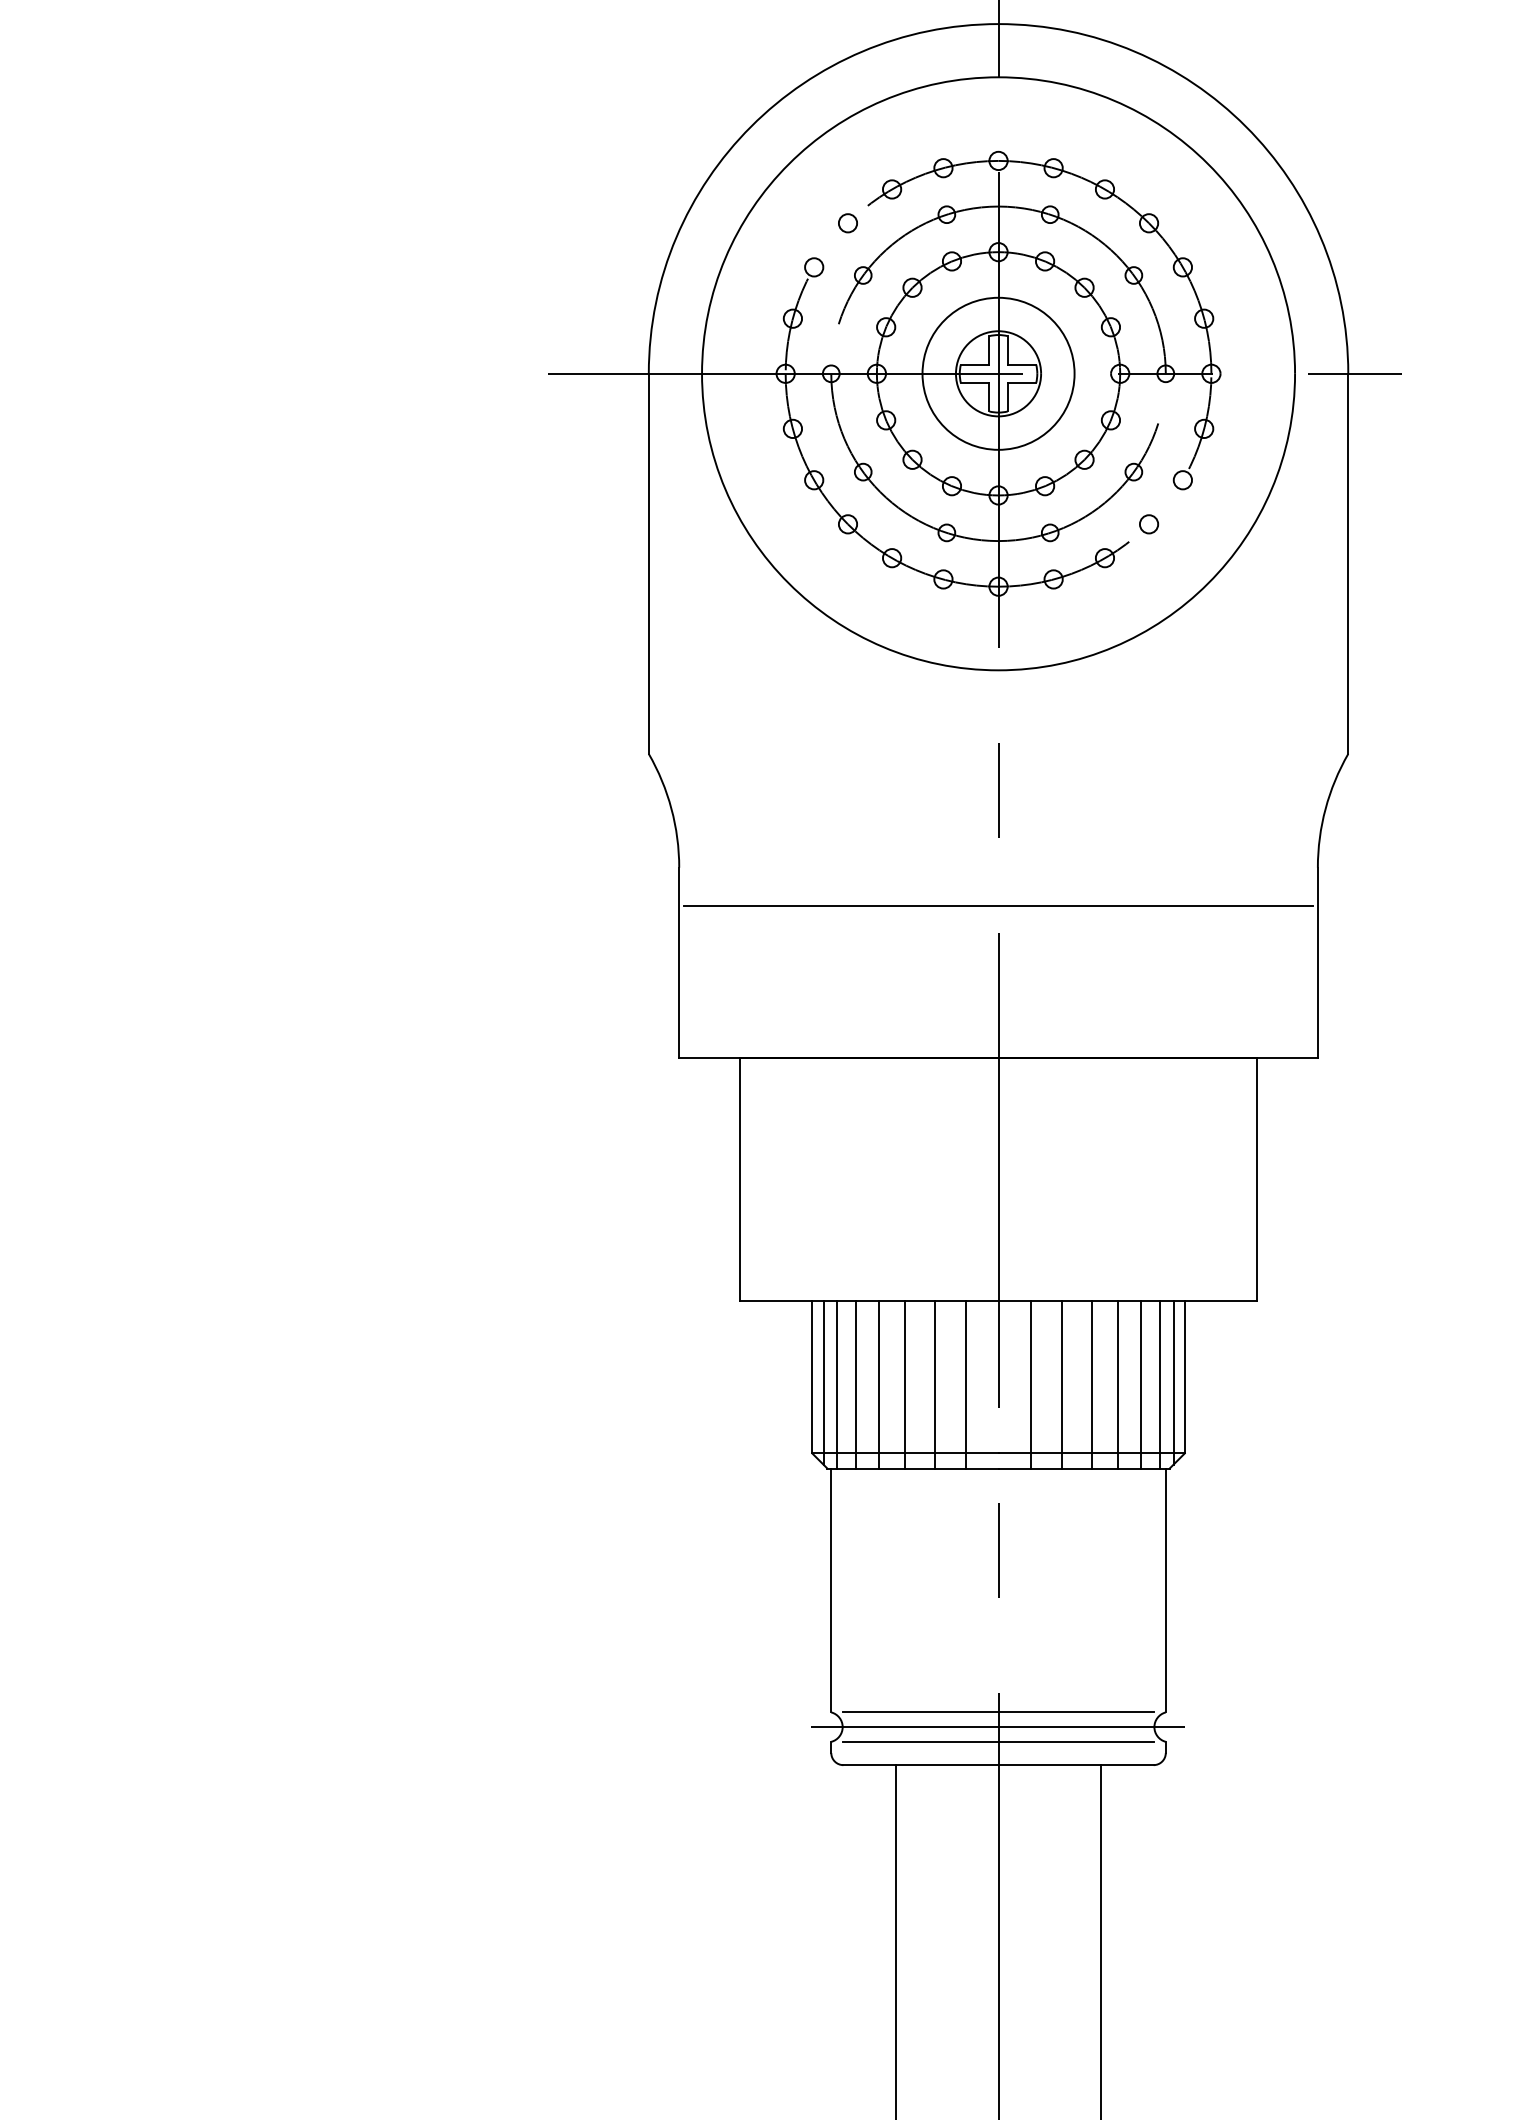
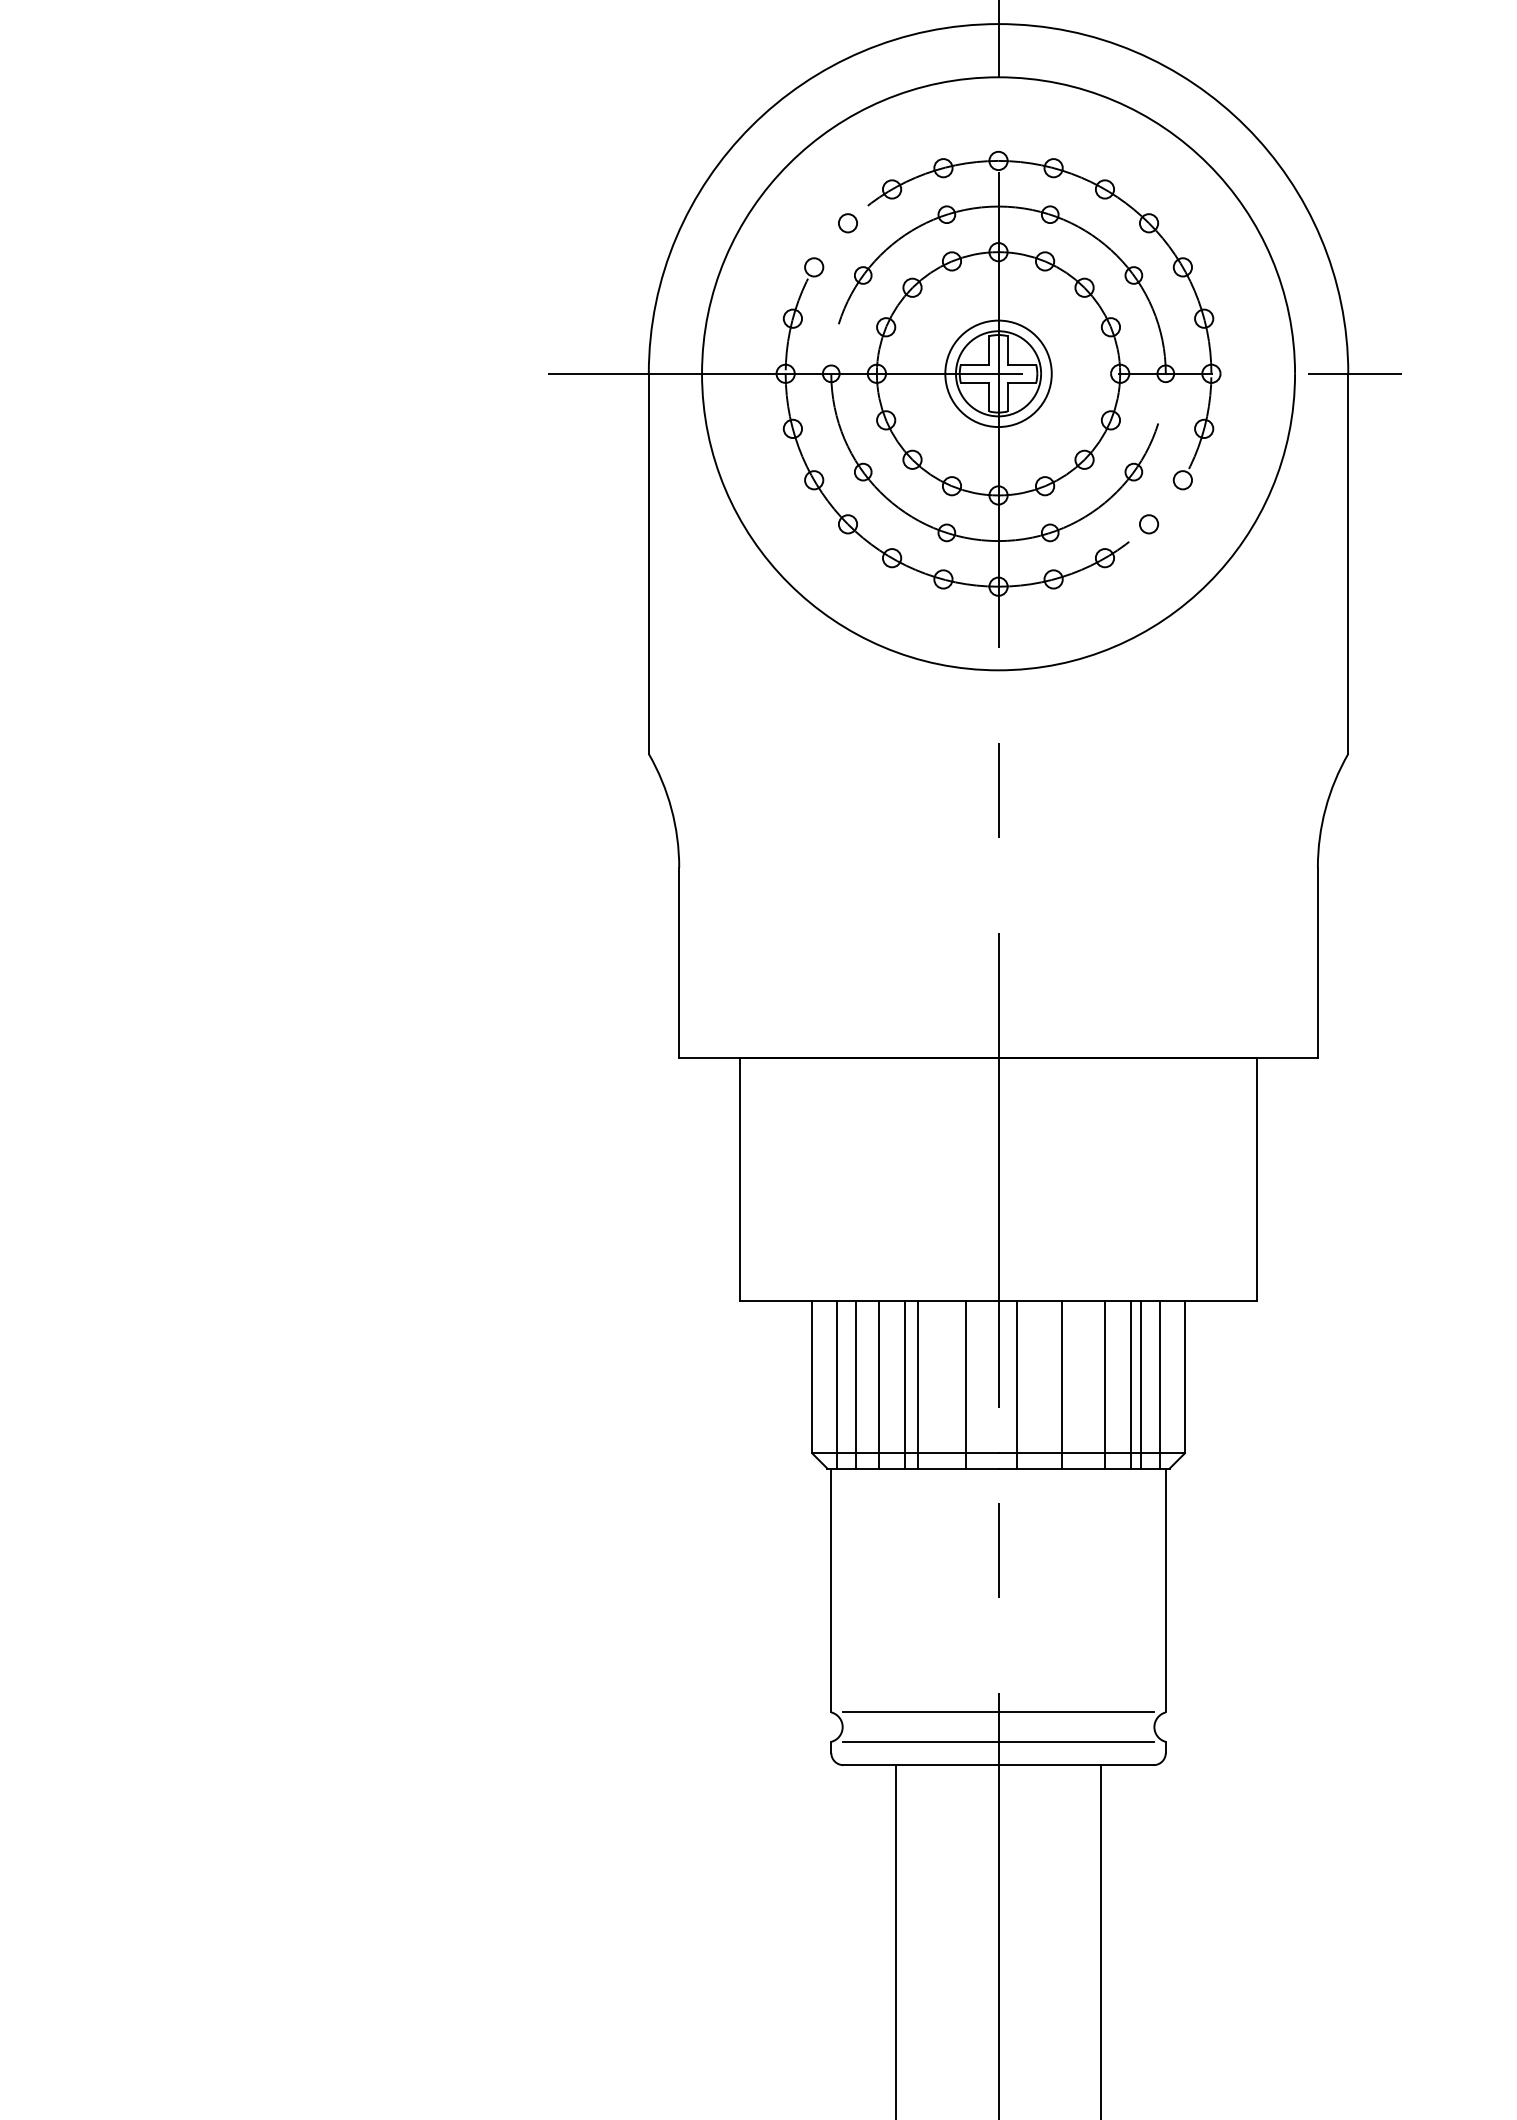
circle diameter: 152 px -> 106 px (998, 373)
line: present -> none (998, 906)
line: present -> none (823, 1382)
line: present -> none (1173, 1382)
line position: (934, 1384) -> (917, 1384) (917, 1384)
line position: (1030, 1384) -> (1016, 1384) (1016, 1384)
line position: (1091, 1384) -> (1104, 1384) (1104, 1384)
line position: (1118, 1384) -> (1131, 1384) (1131, 1384)
line: present -> none (998, 1727)
